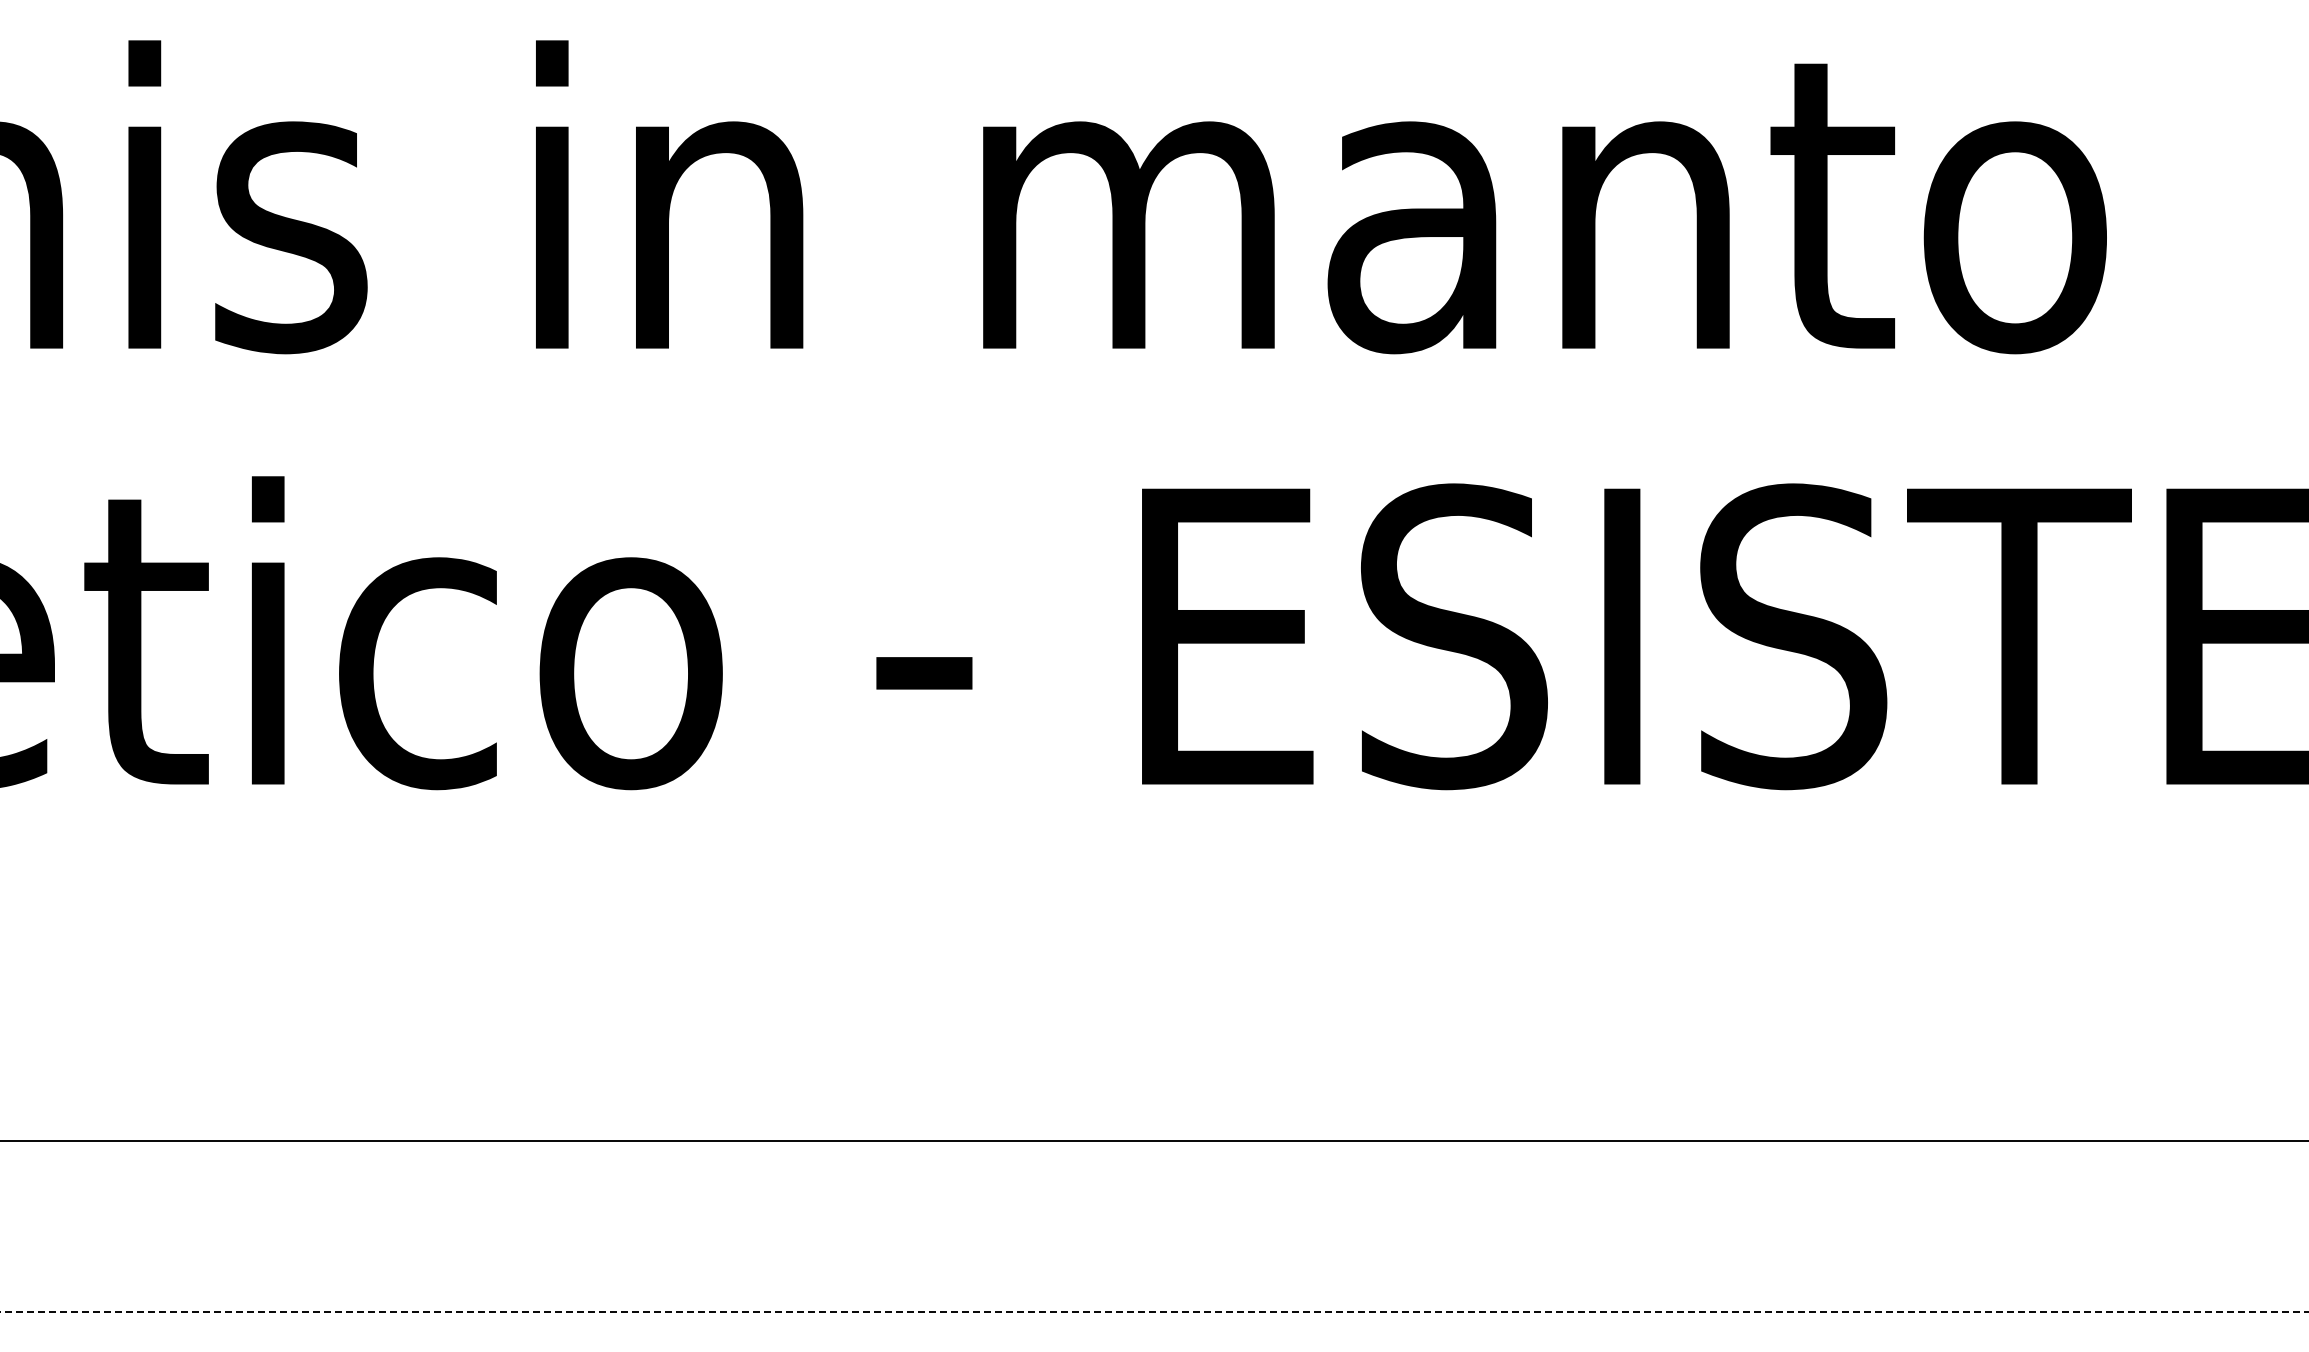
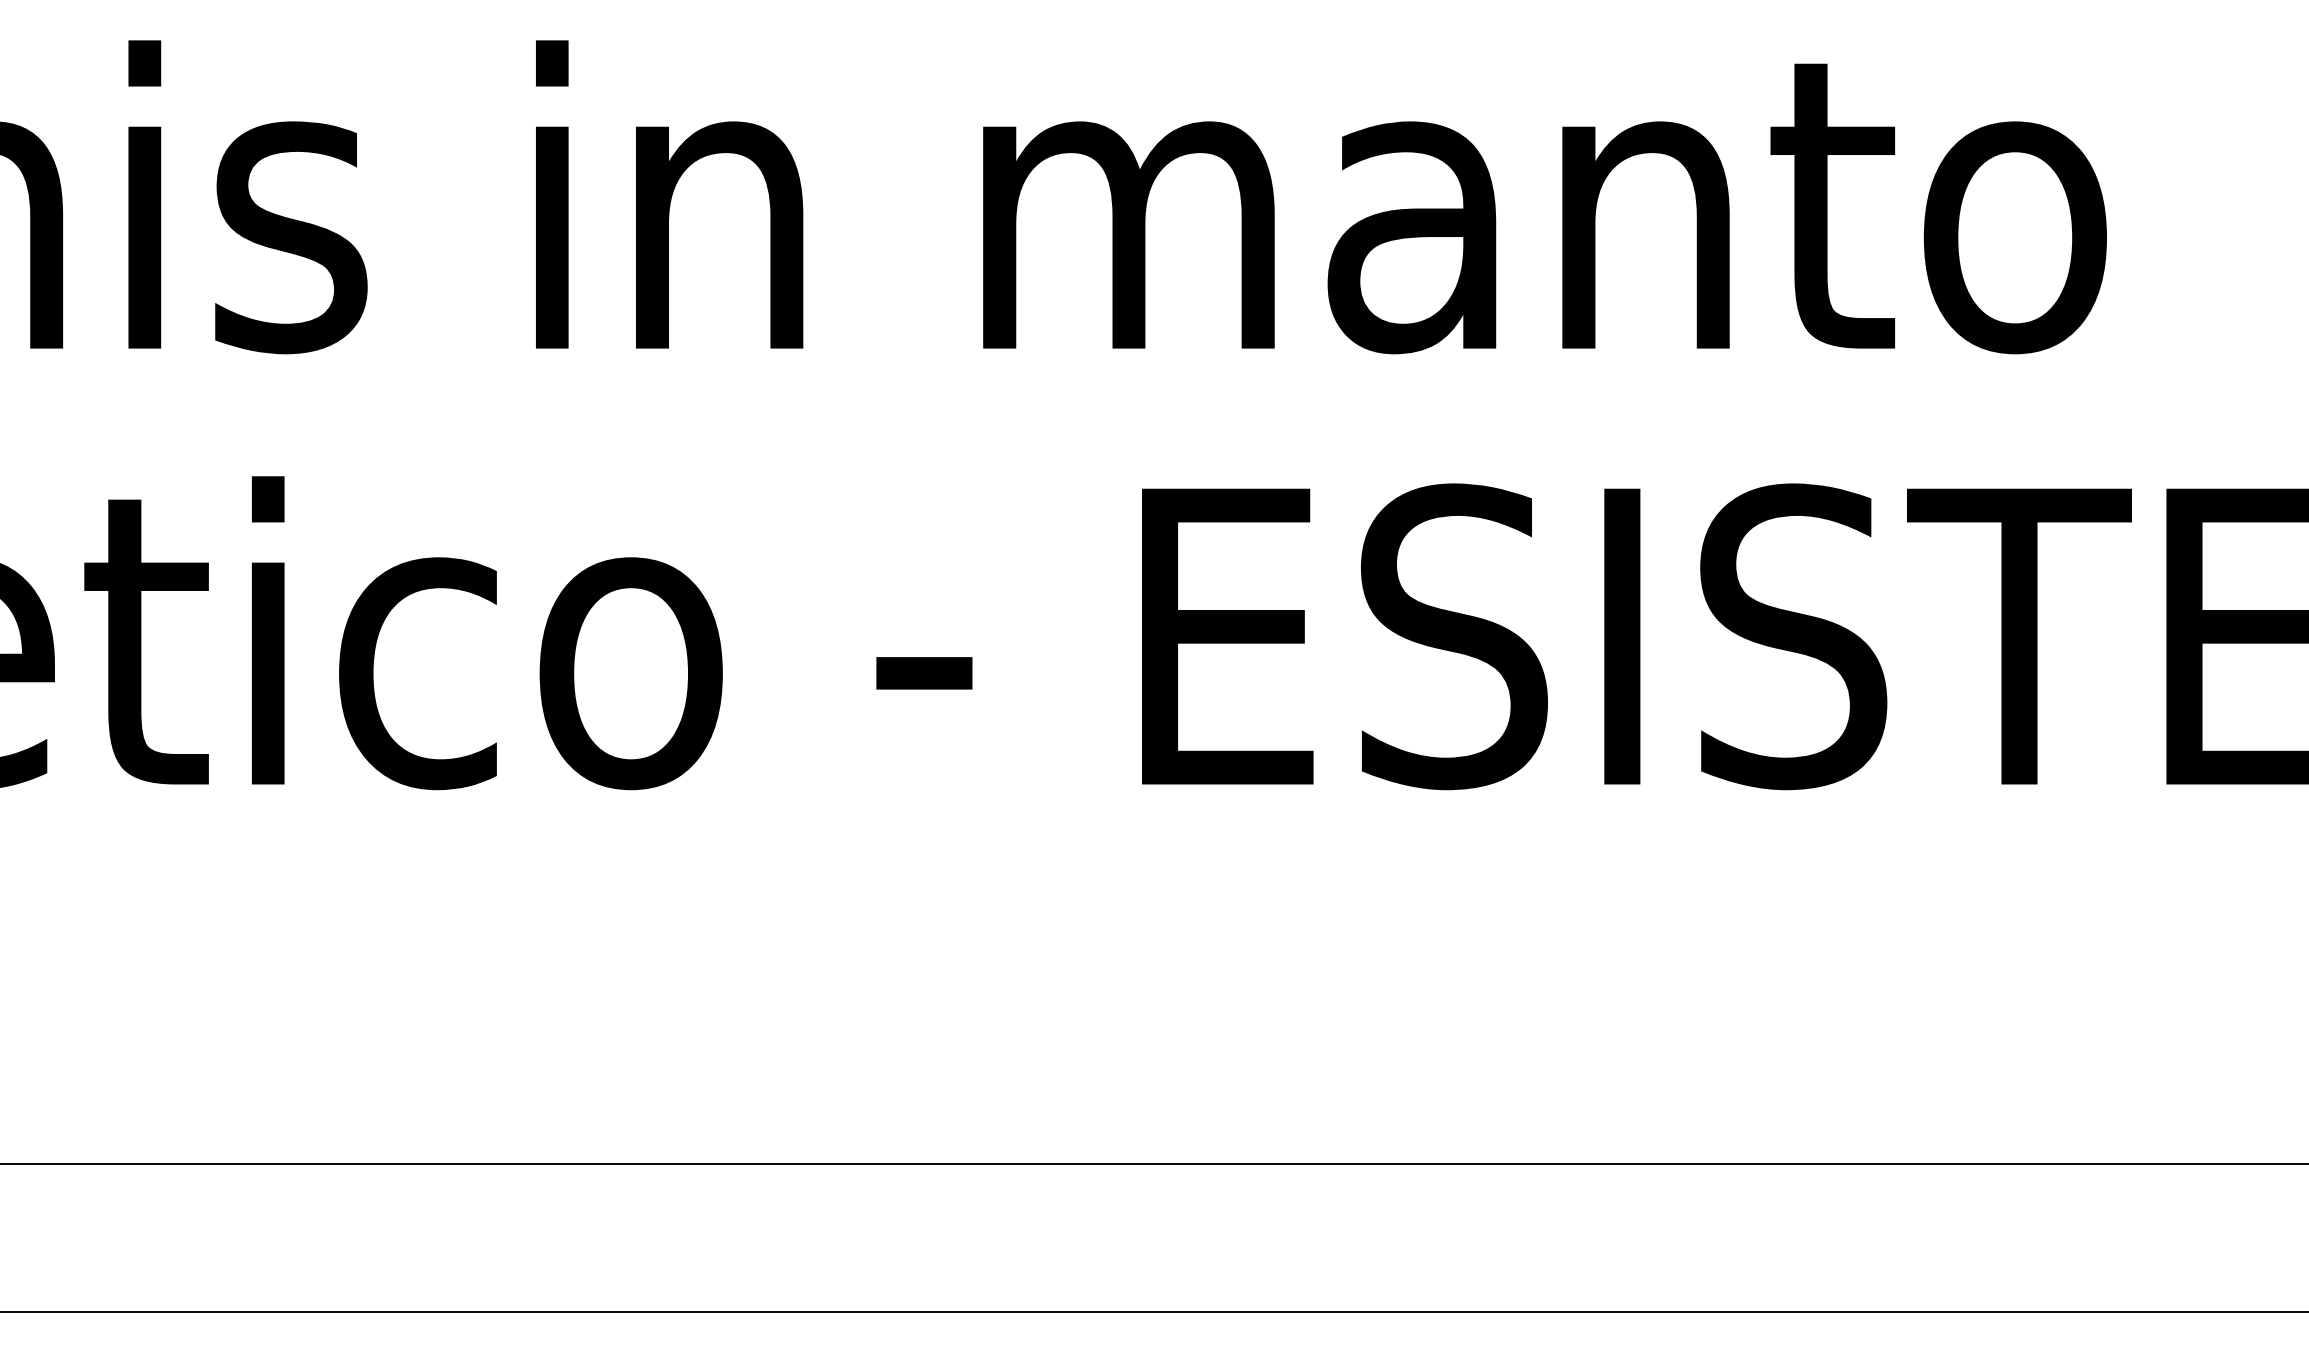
line position: (1153, 1140) -> (1153, 1163) (1153, 1163)
line: dashed -> solid (1154, 1311)
